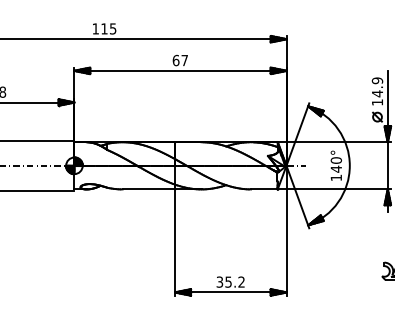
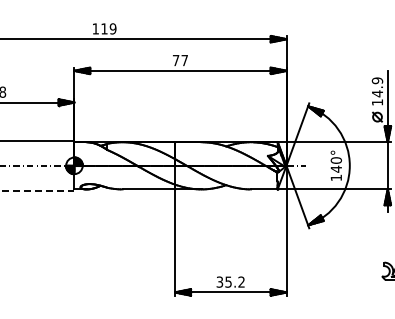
text: 115 -> 119 (112, 28)
text: 67 -> 77 (175, 60)
line: solid -> dashed (37, 191)
